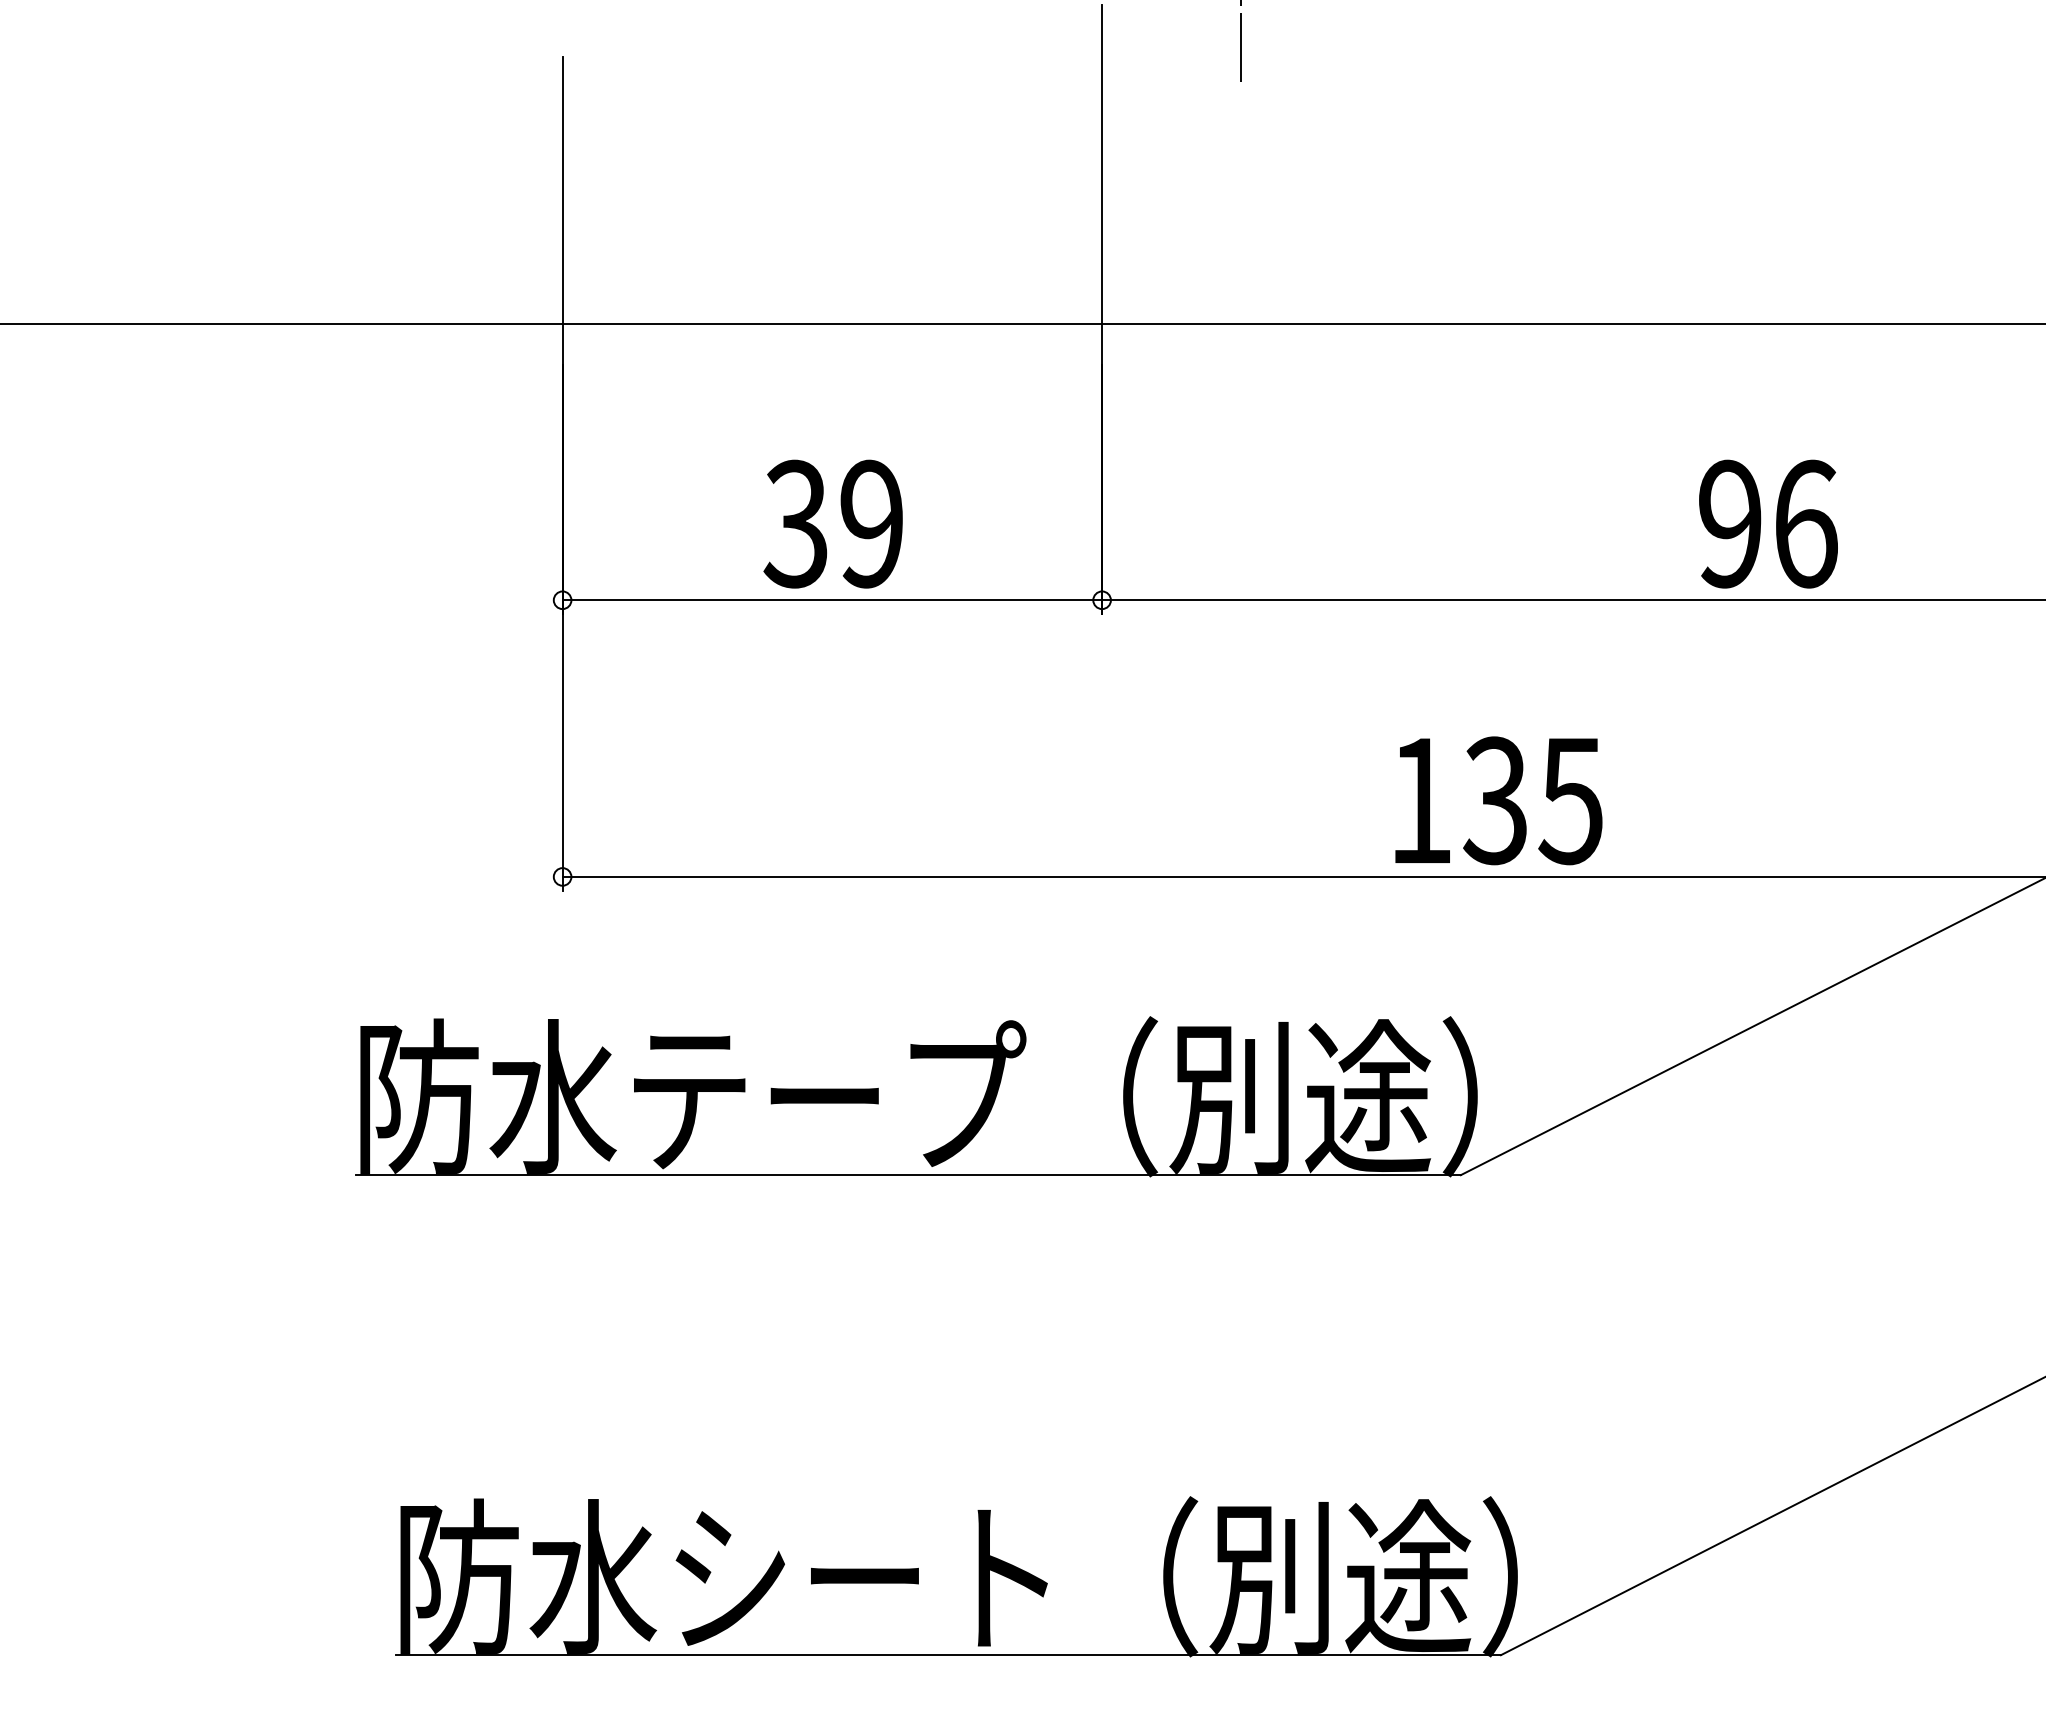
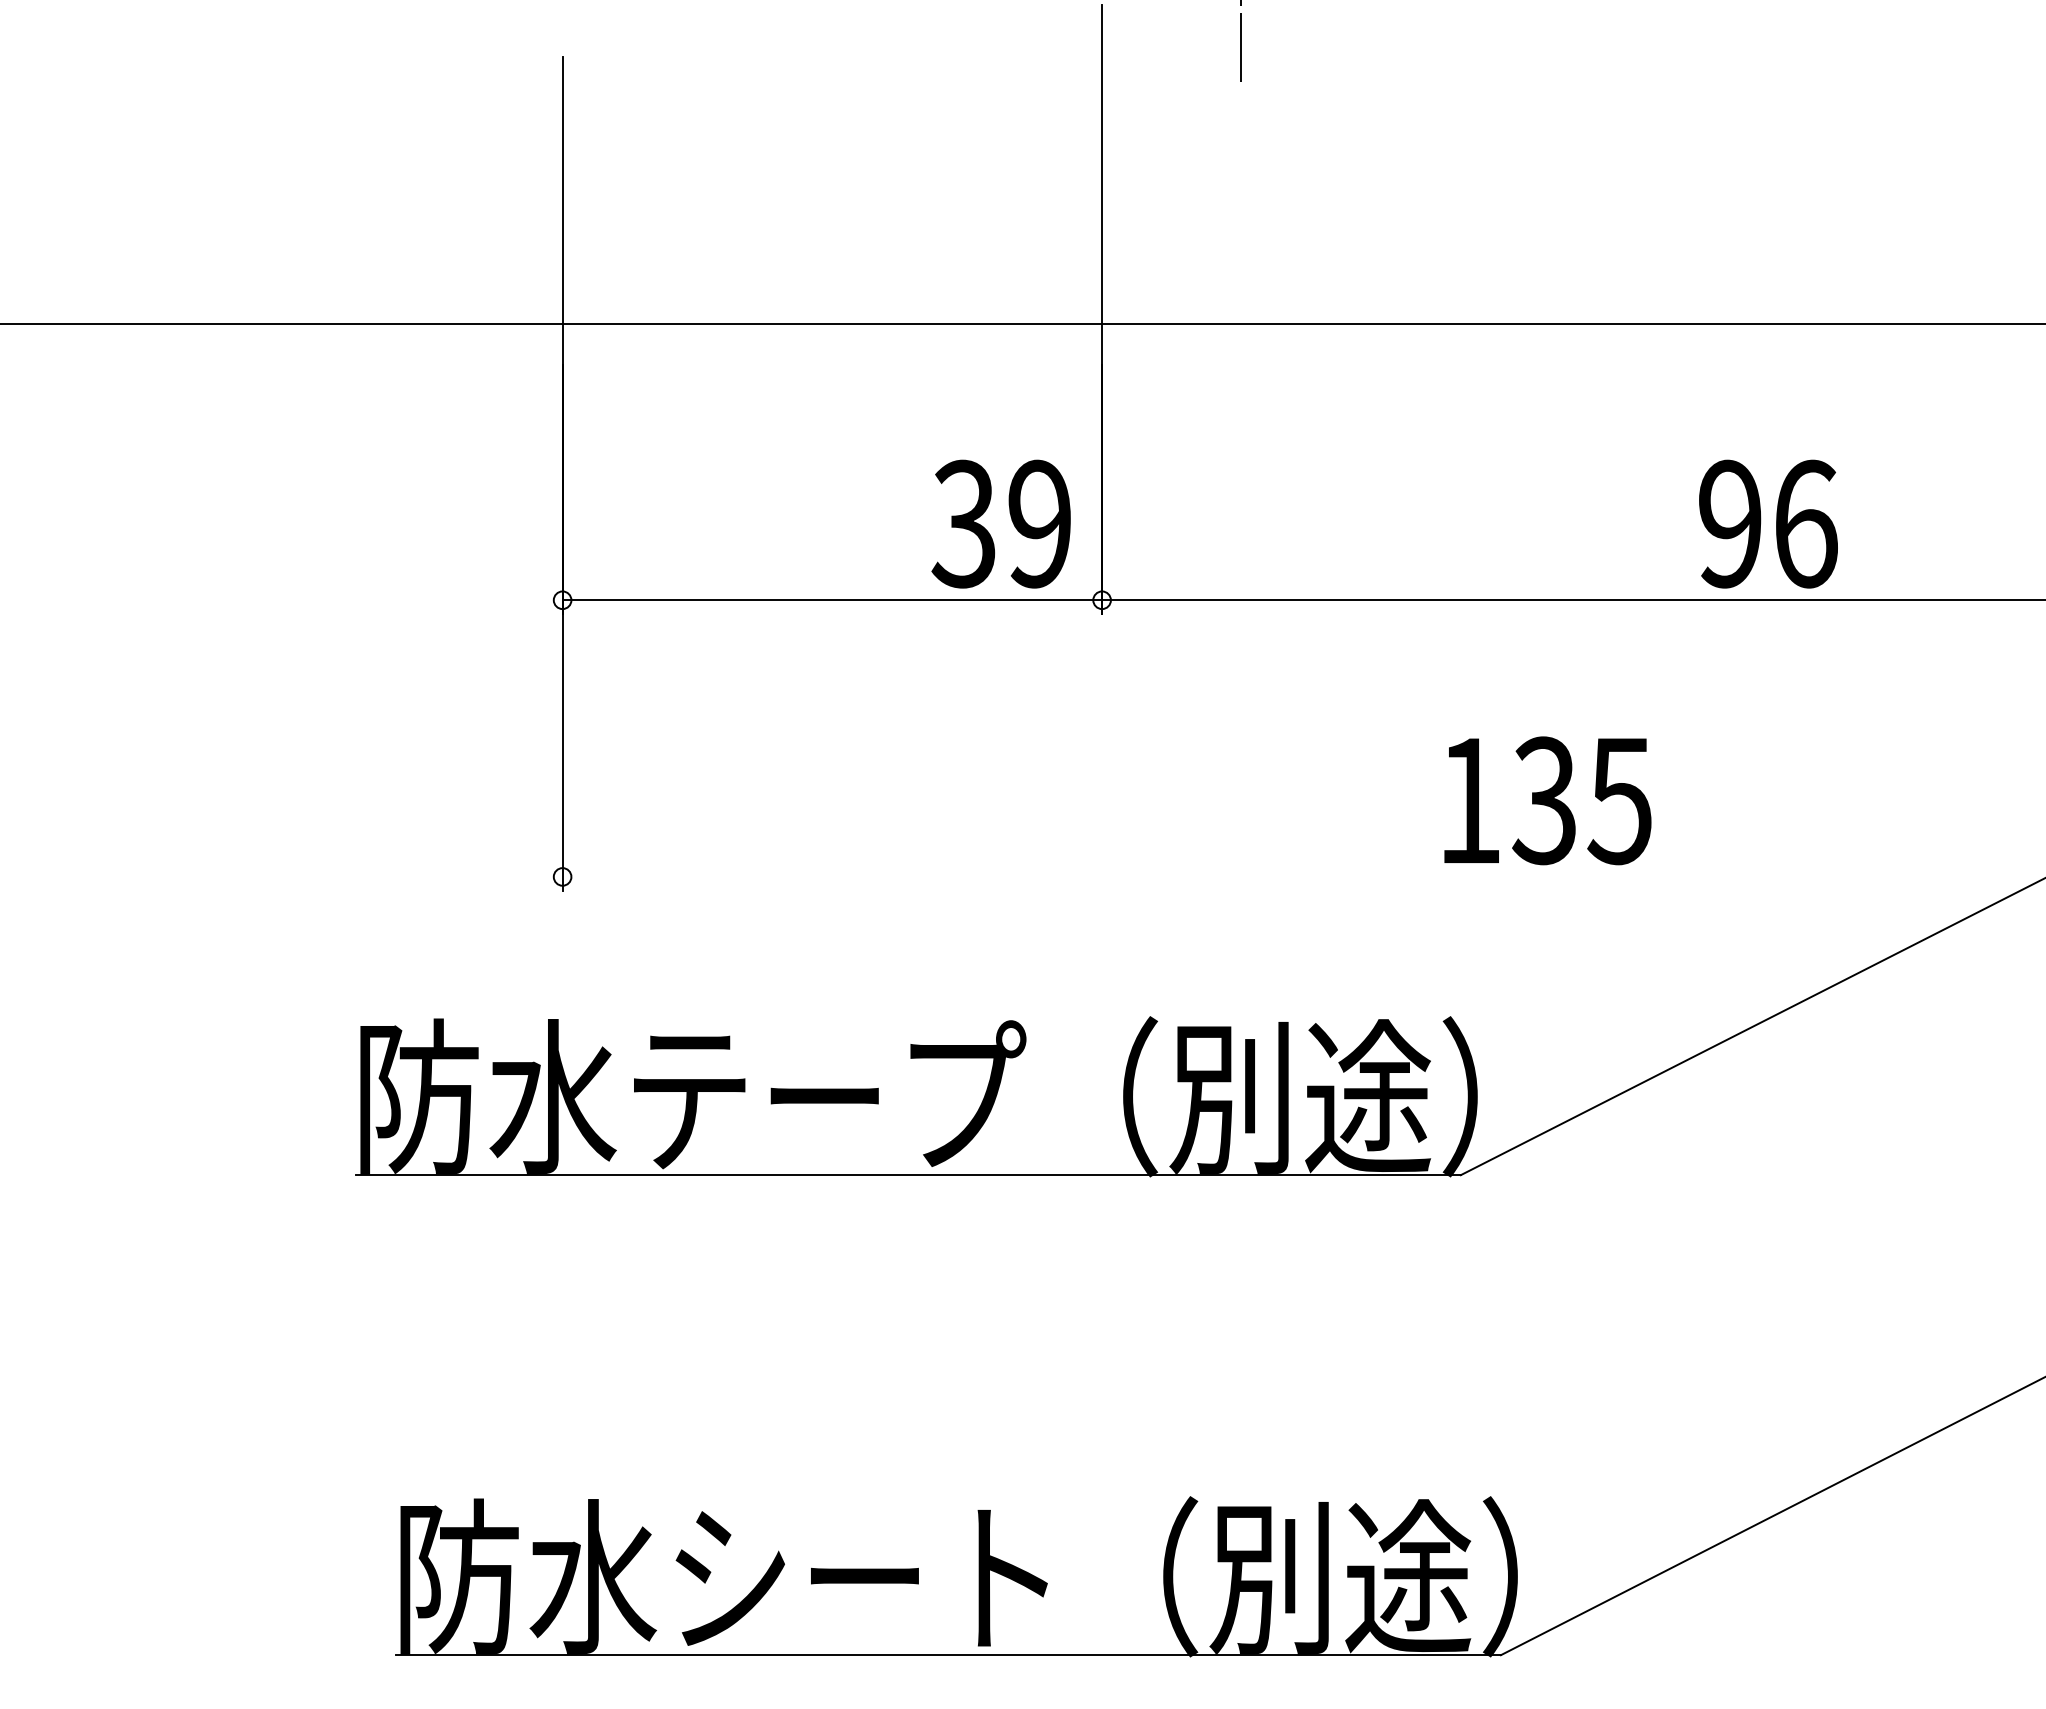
text position: (832, 523) -> (1000, 523) (1000, 523)
text position: (1498, 800) -> (1547, 800) (1547, 800)
line: present -> none (1301, 876)
